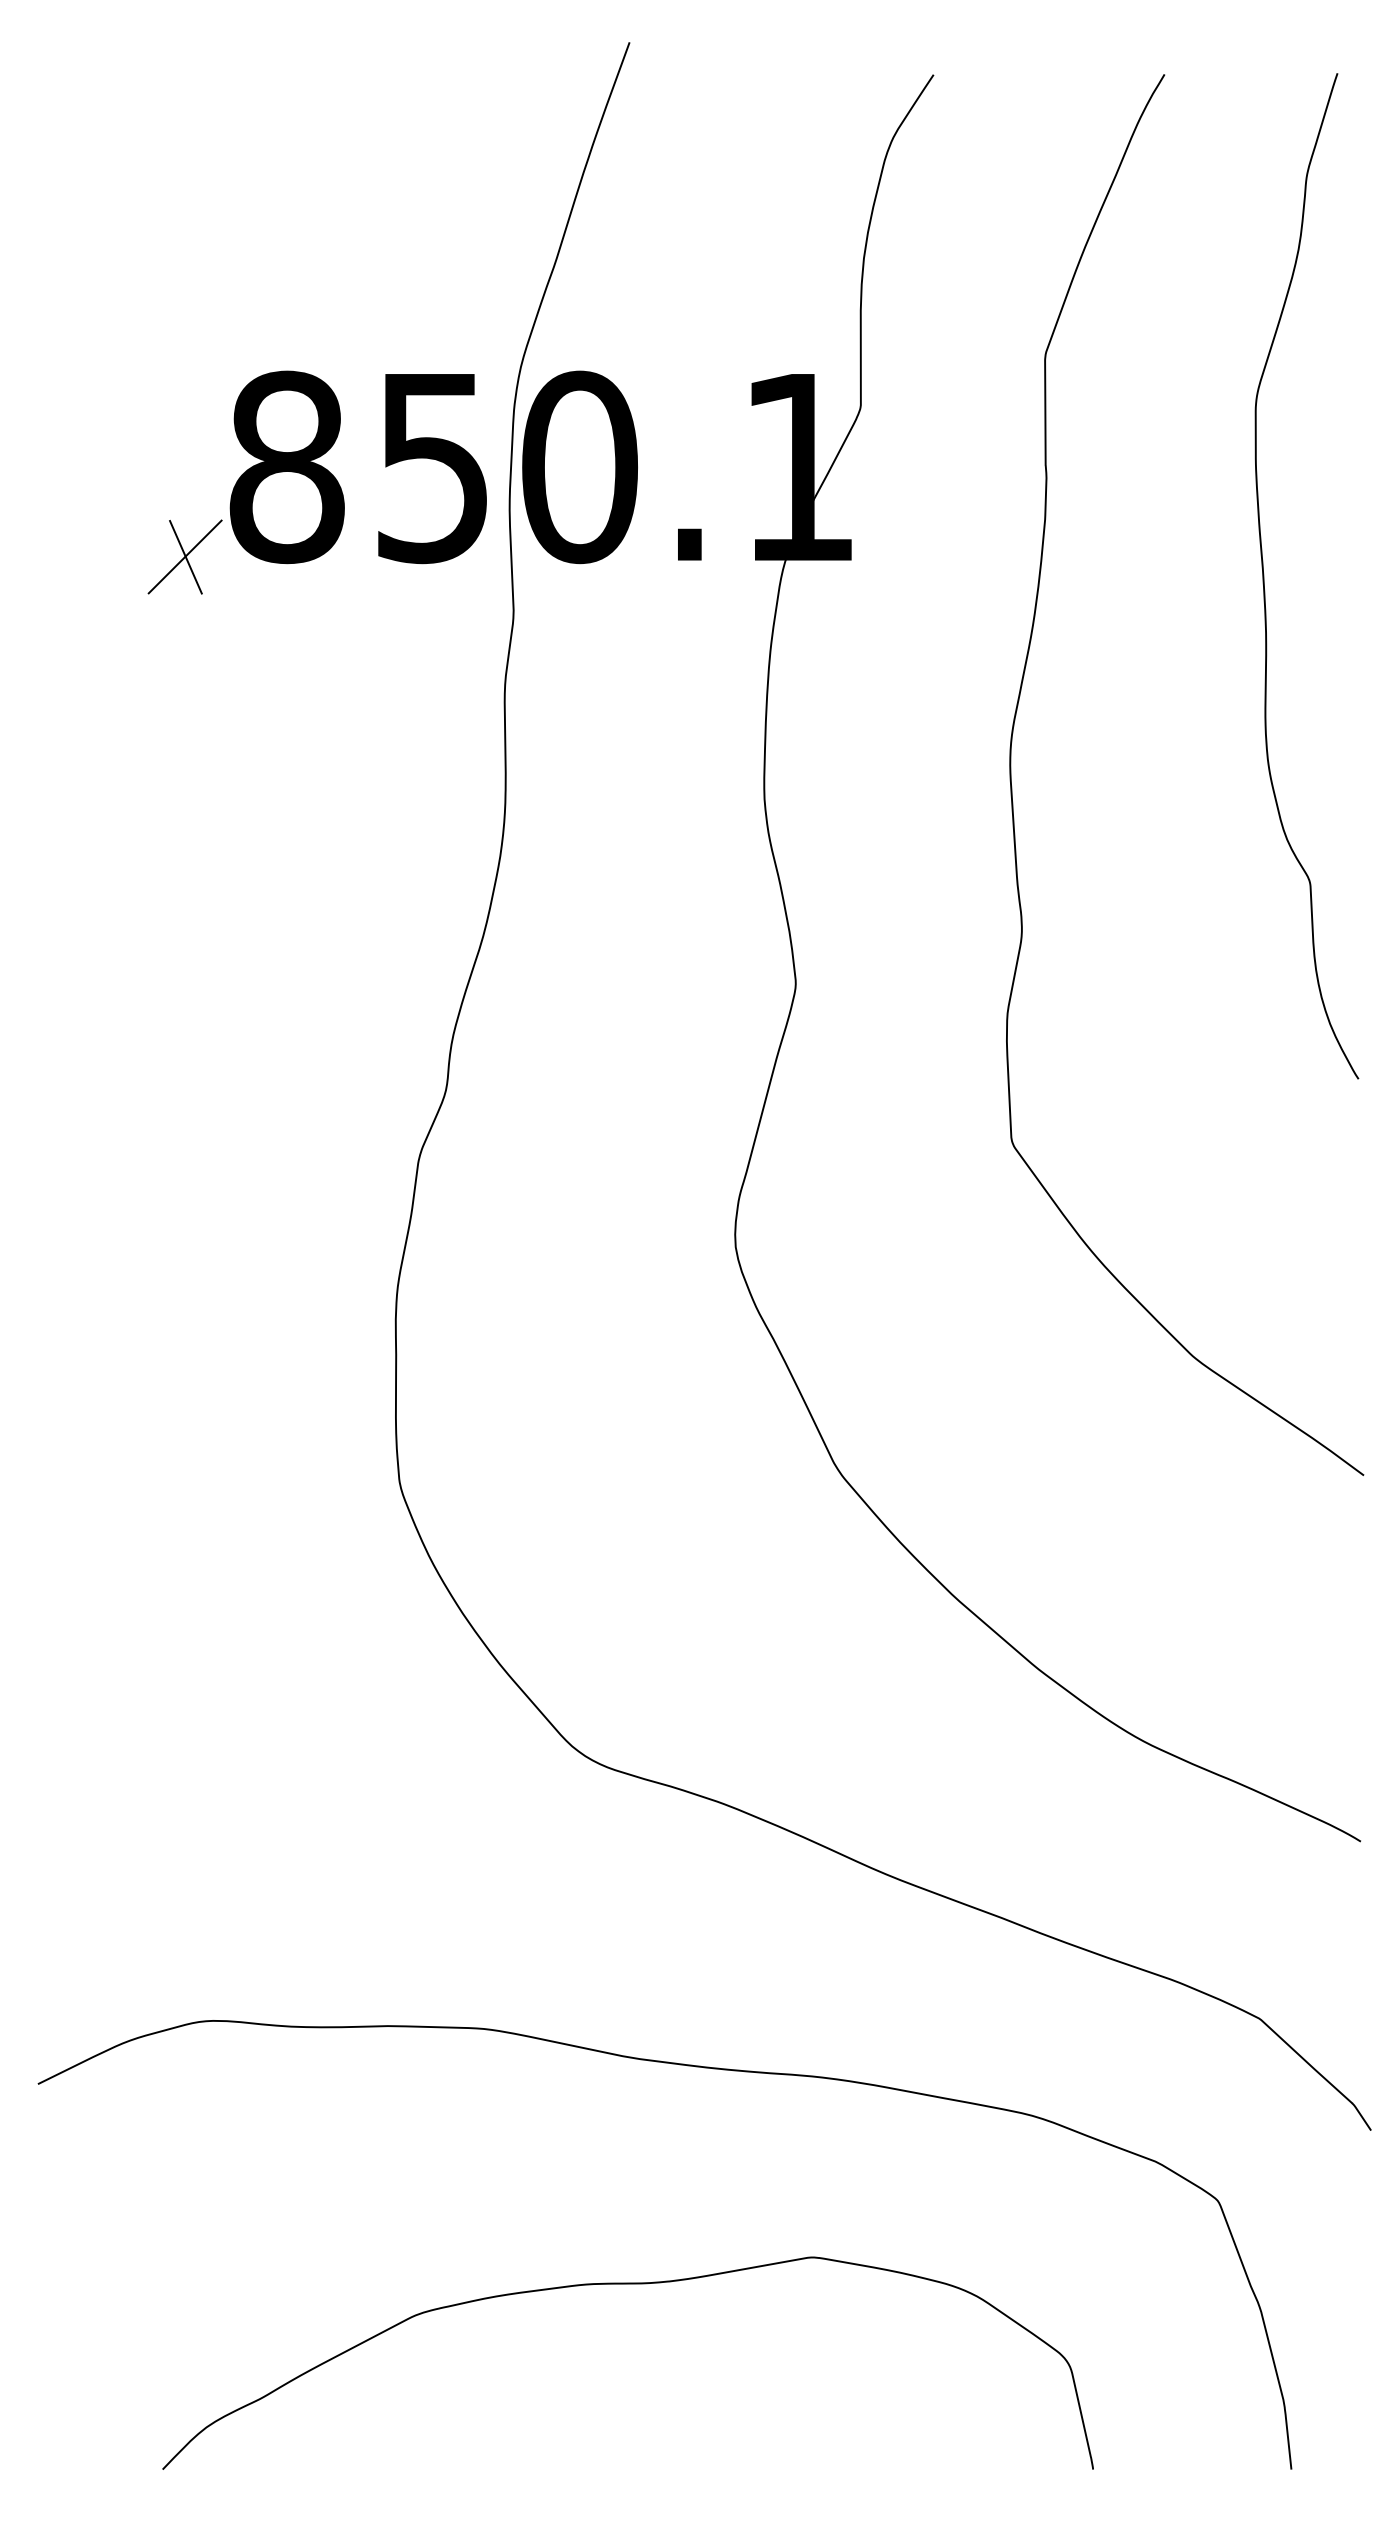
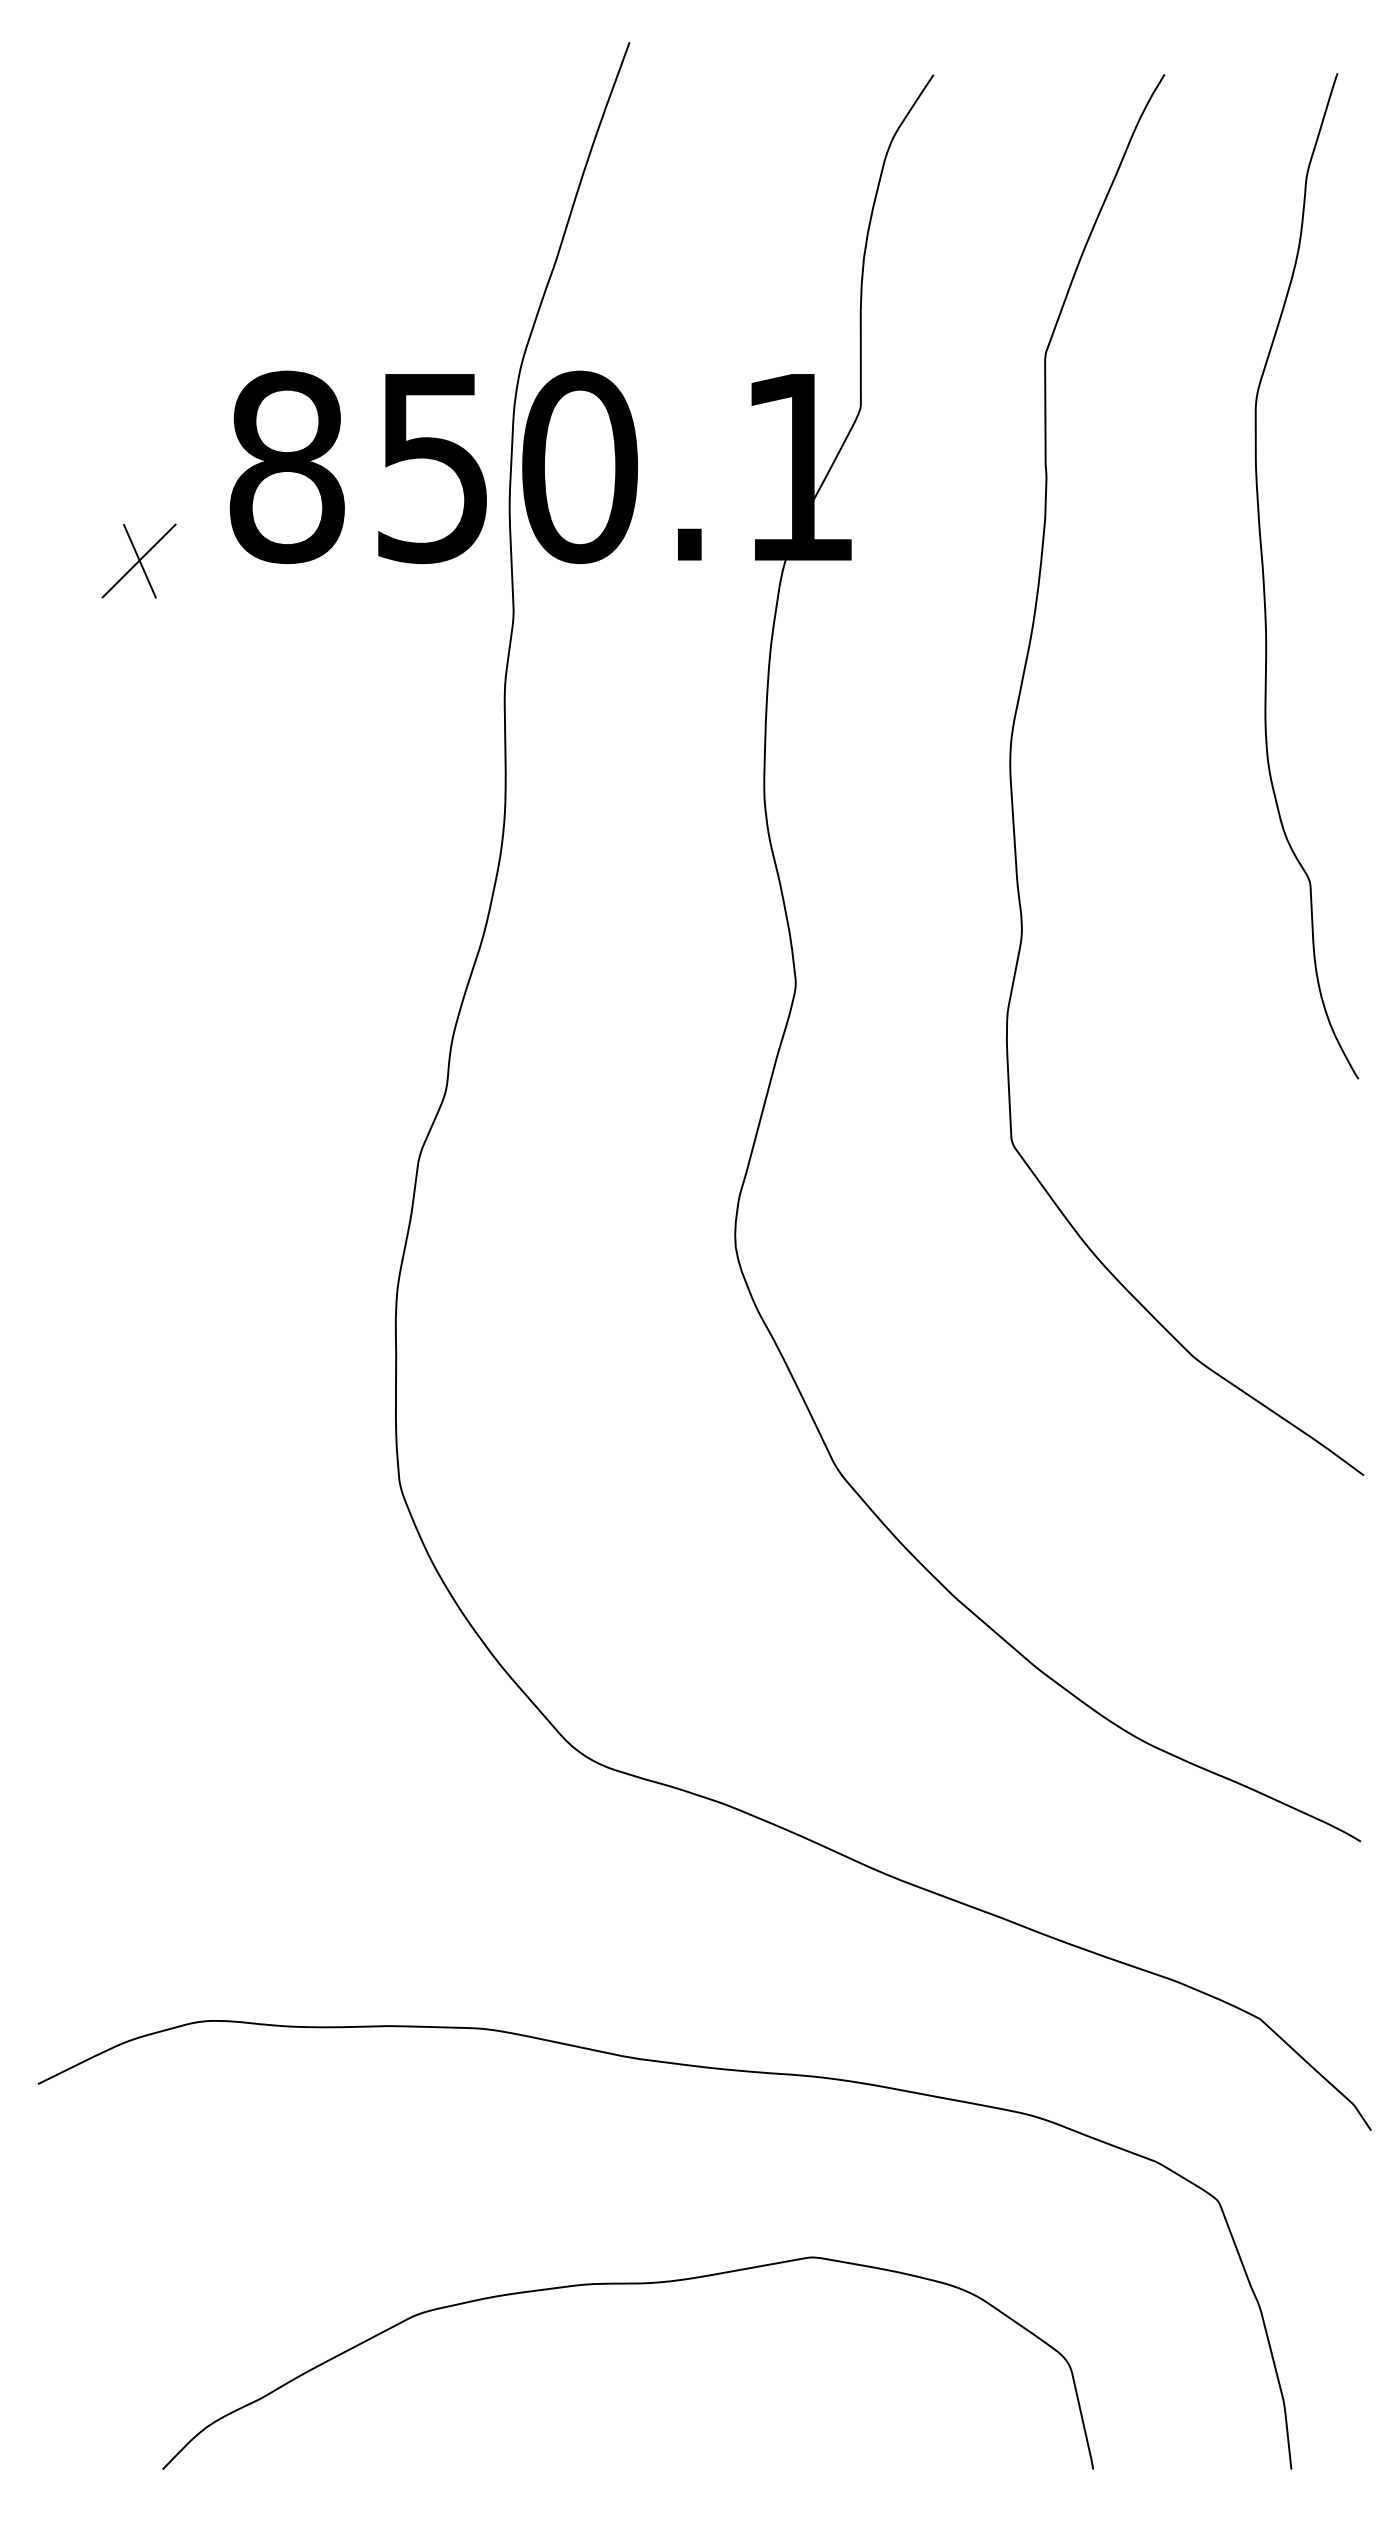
part position: (184, 556) -> (138, 560) (138, 560)
